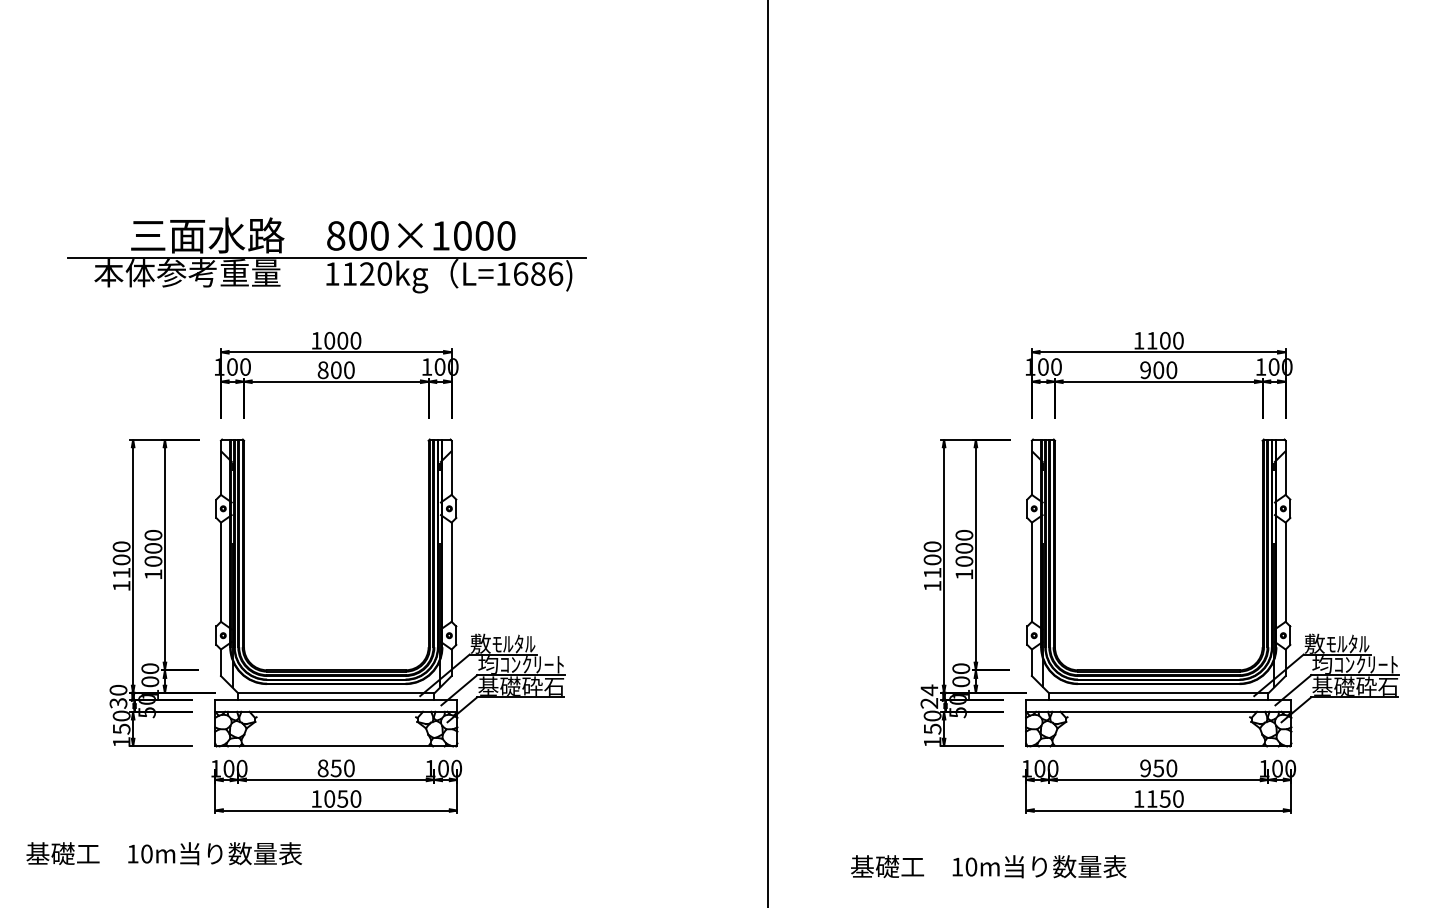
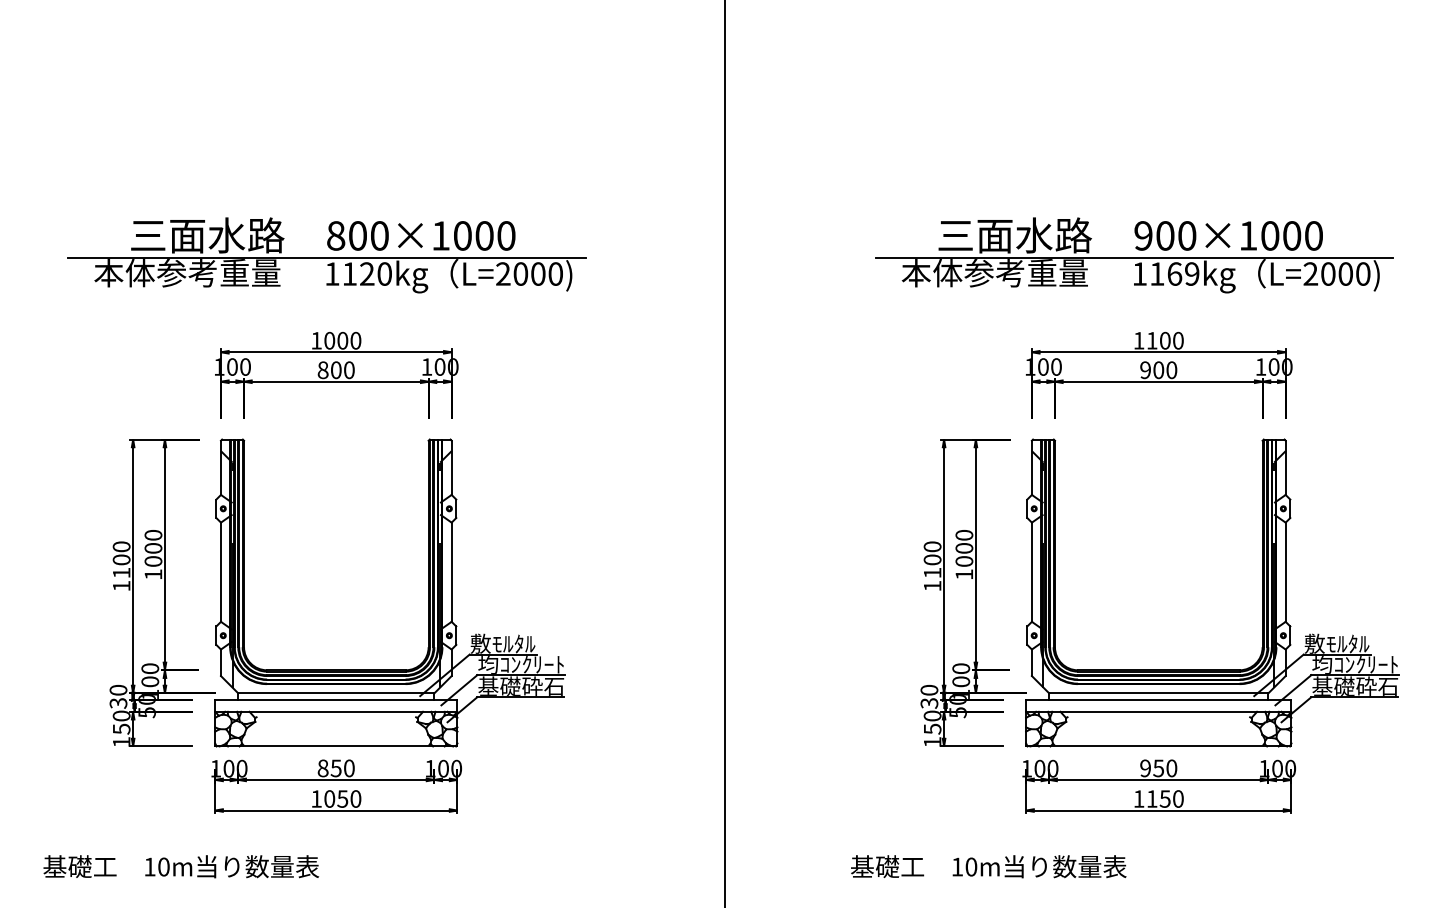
part: none -> present (1134, 255)
text: L=1686) -> L=2000) (529, 273)
line position: (768, 453) -> (725, 453) (725, 453)
text: 24 -> 30 (929, 696)
text position: (164, 853) -> (181, 866) (181, 866)
